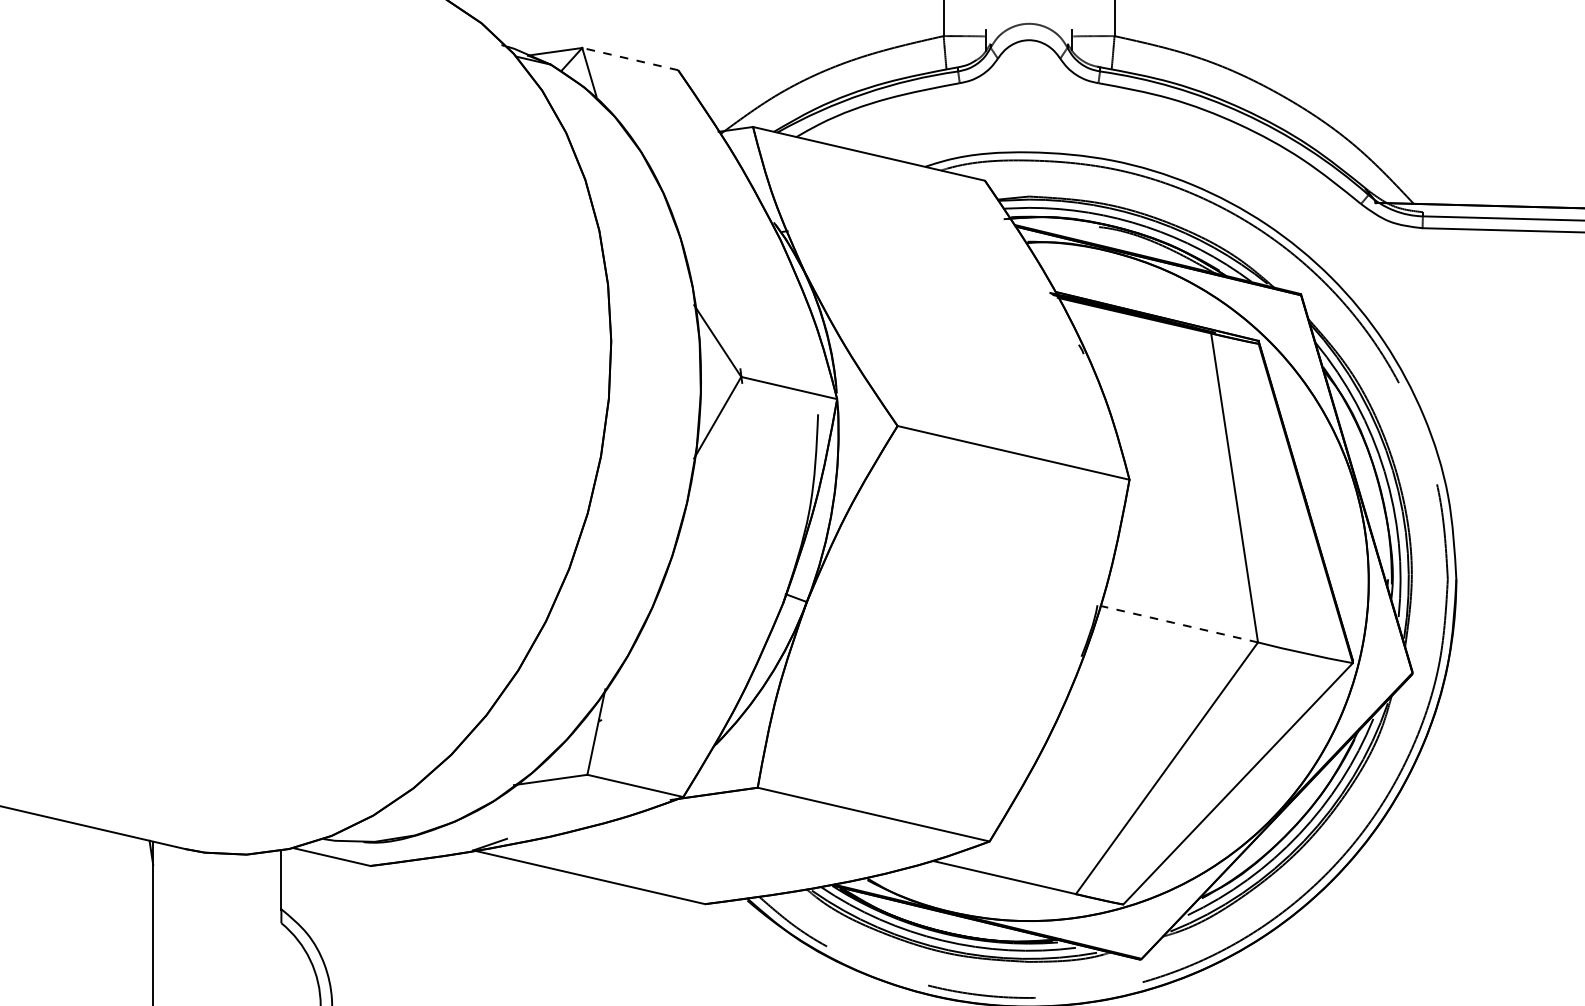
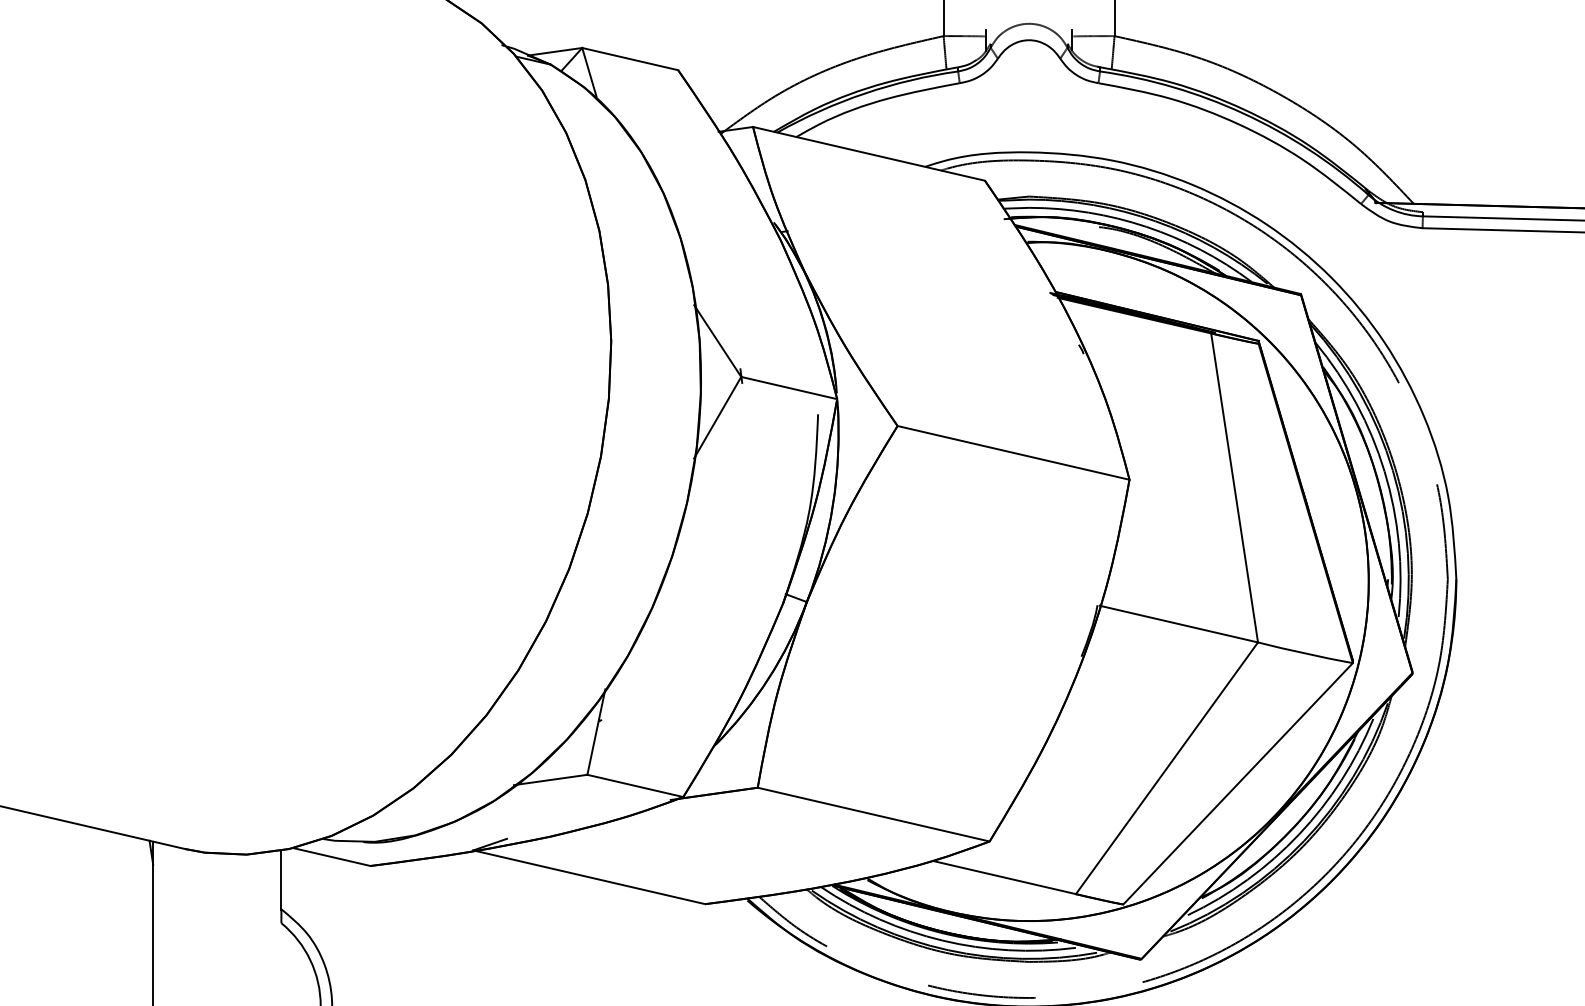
line: dashed -> solid (629, 58)
line: dashed -> solid (1178, 623)
